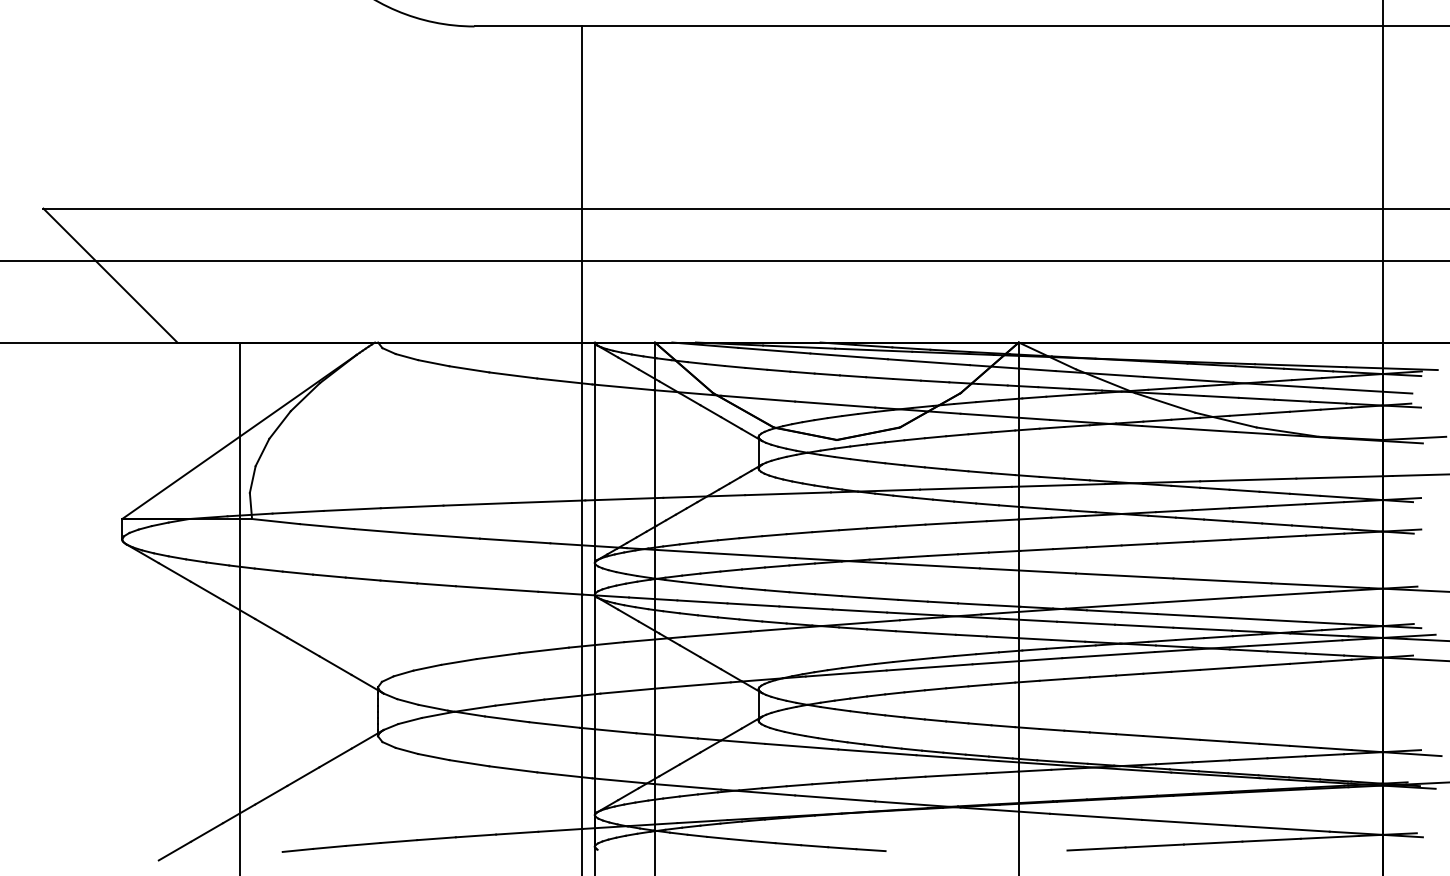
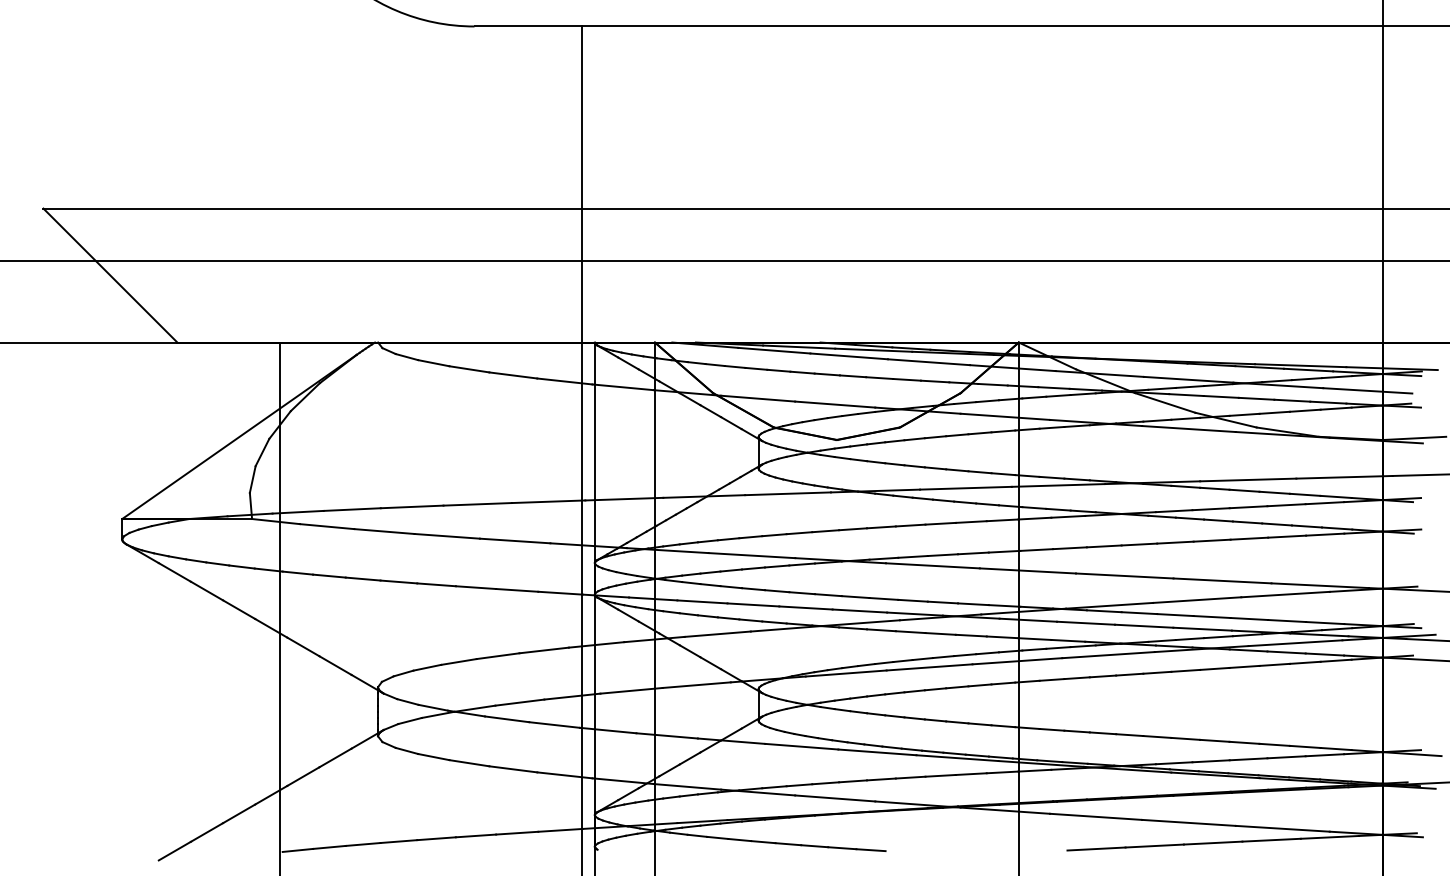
line position: (239, 607) -> (279, 607) (279, 607)
